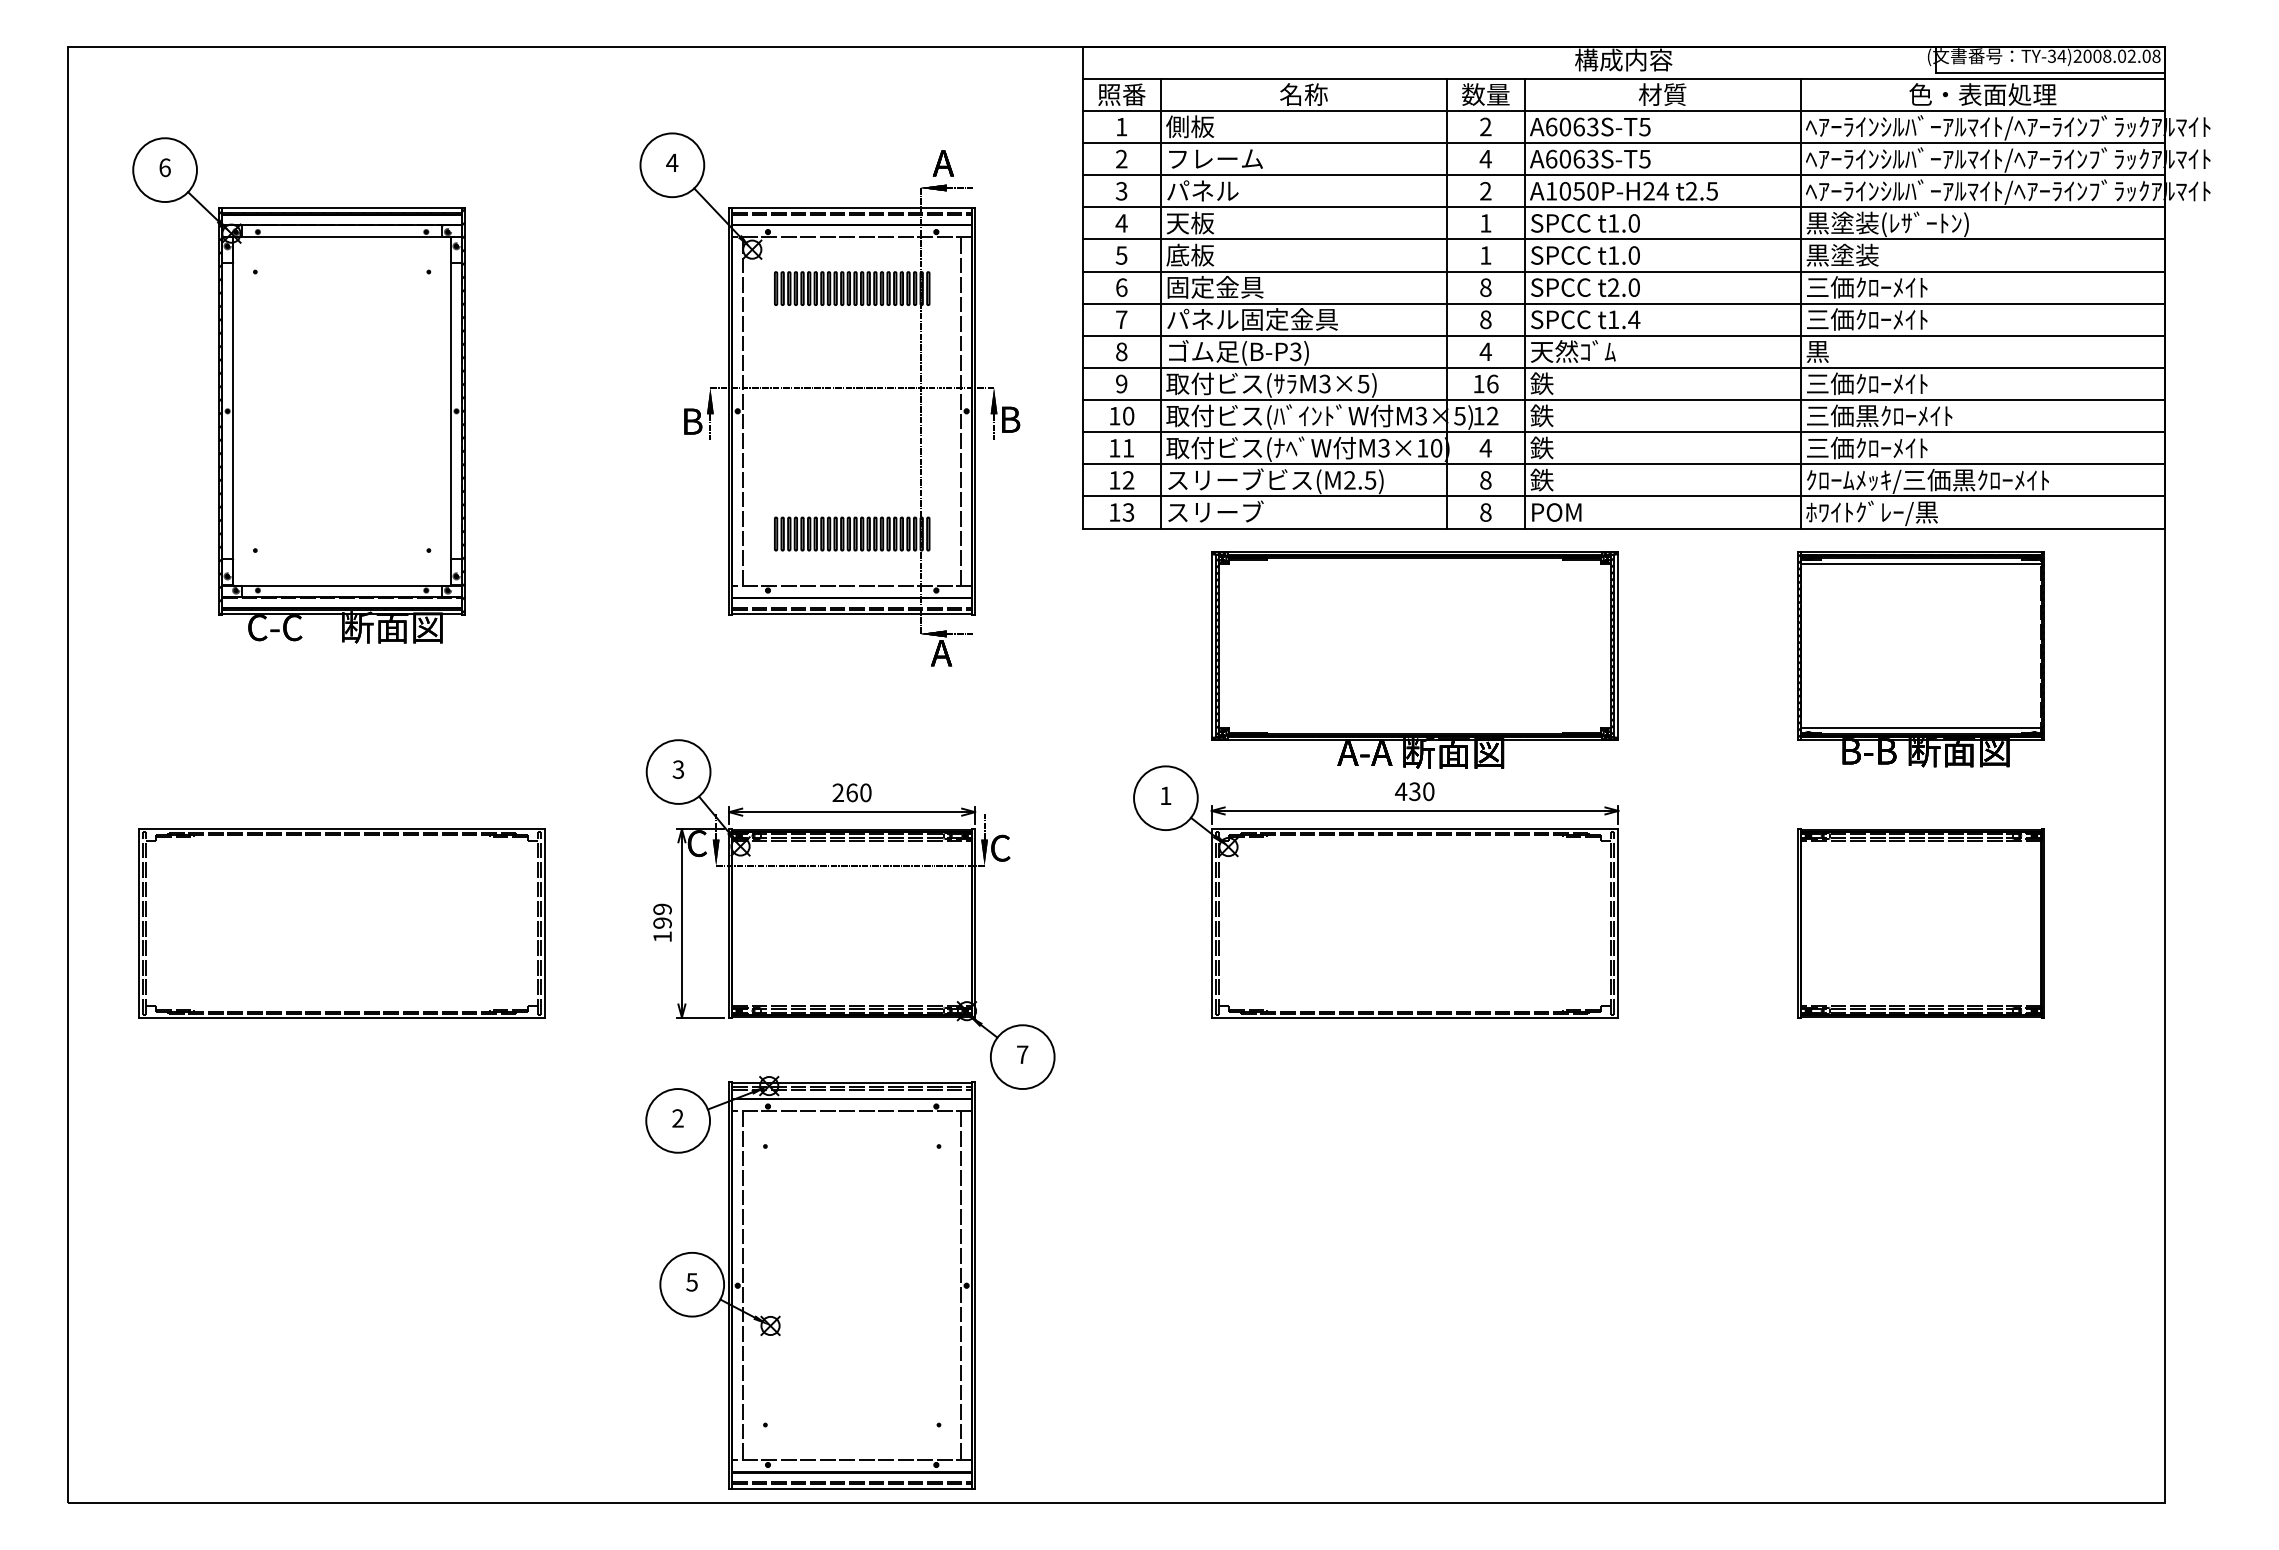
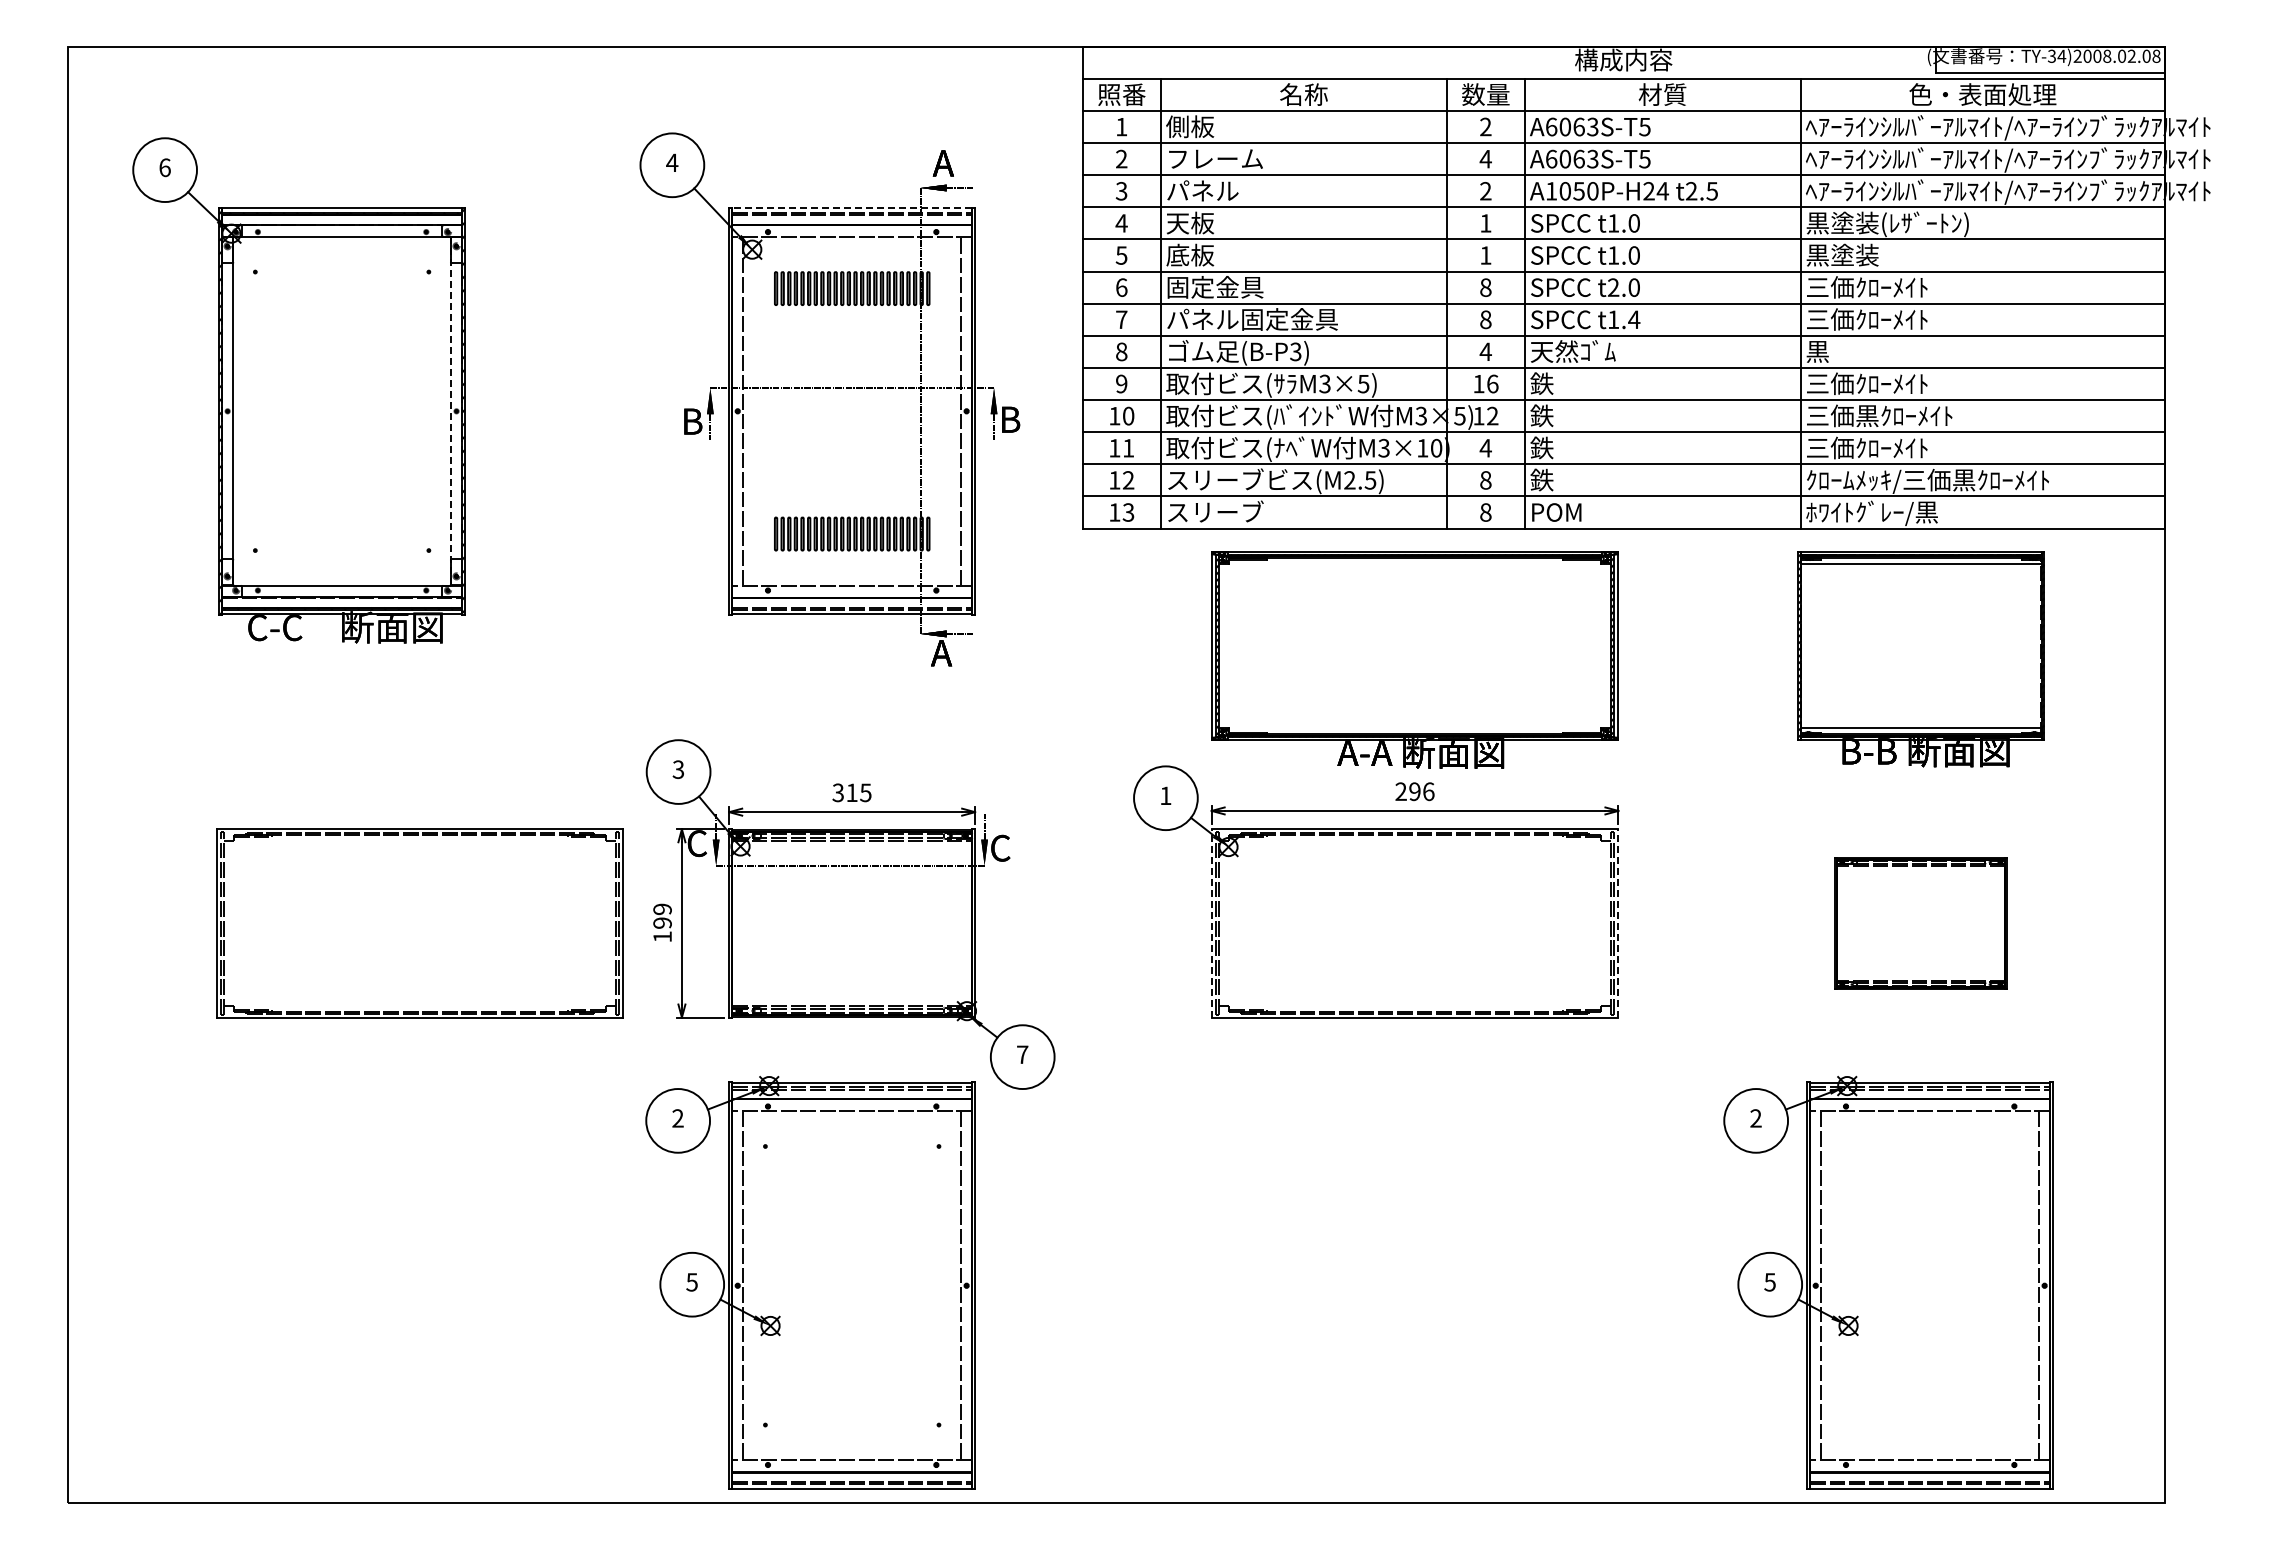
line: solid -> dashed (851, 208)
line: solid -> dashed (450, 411)
text: 430 -> 296 (1414, 791)
text: 260 -> 315 (851, 792)
line: solid -> dashed (1211, 922)
line: solid -> dashed (1618, 922)
part position: (341, 923) -> (419, 923) (419, 923)
part size: 248x191 px -> 174x133 px (1920, 923)
part: none -> present (1888, 1282)
